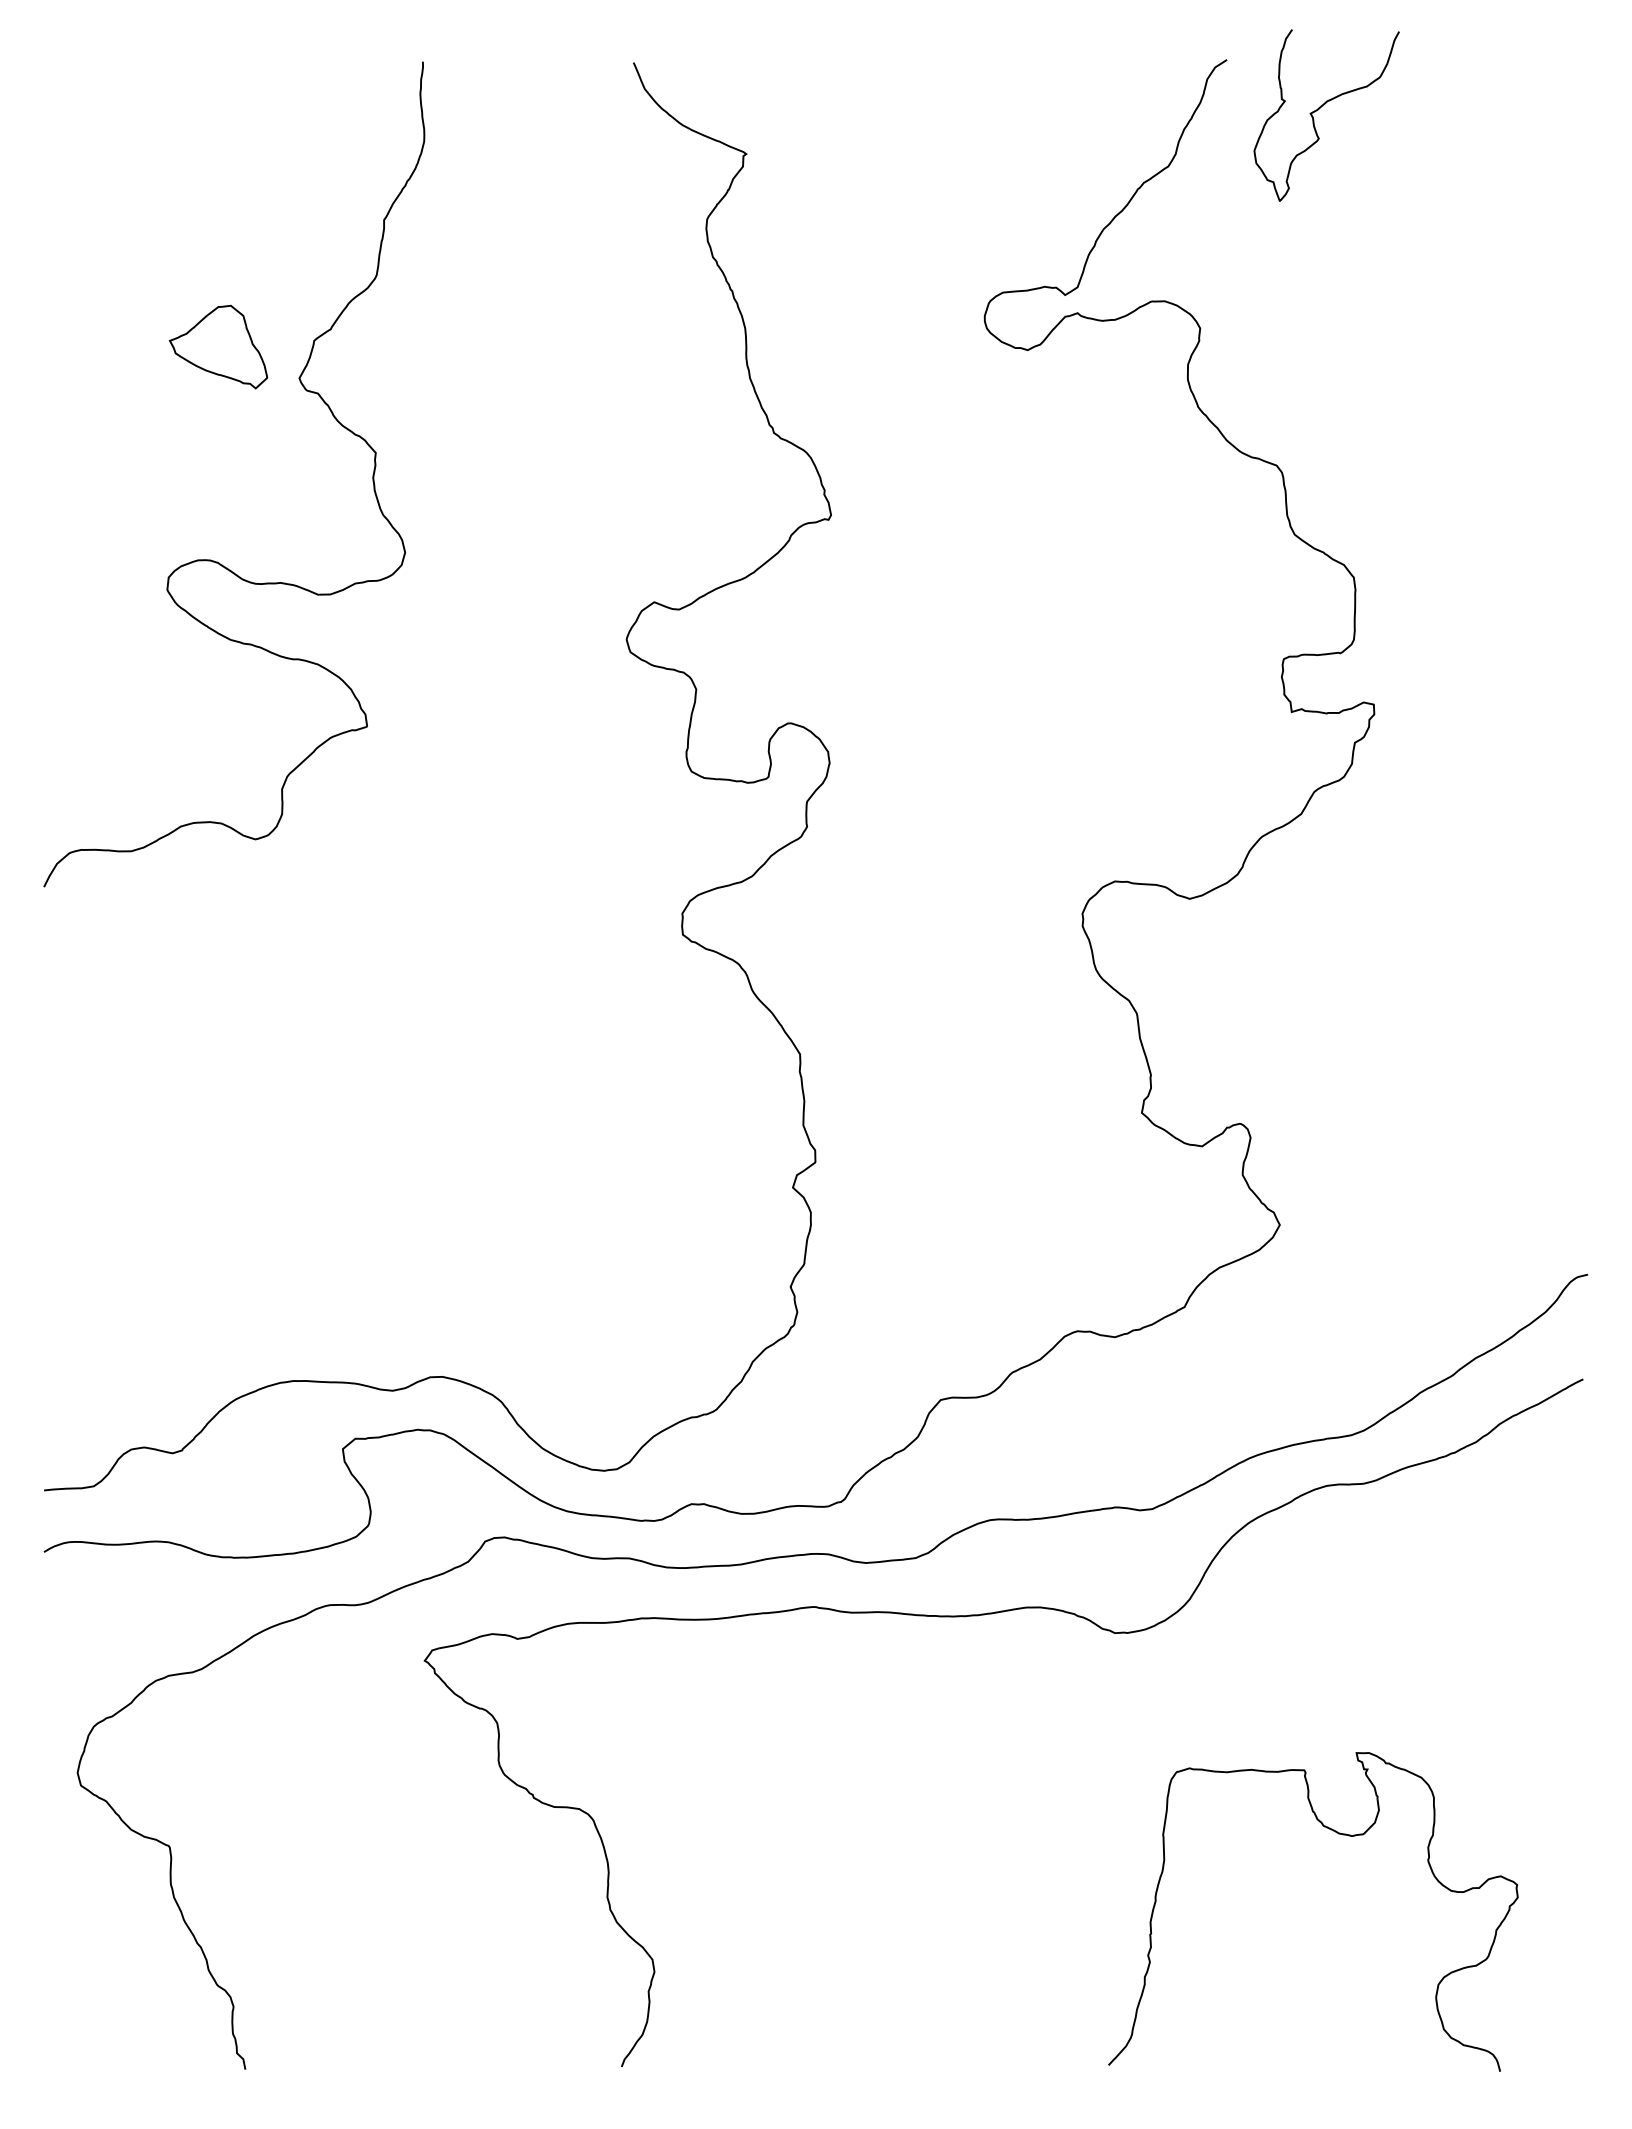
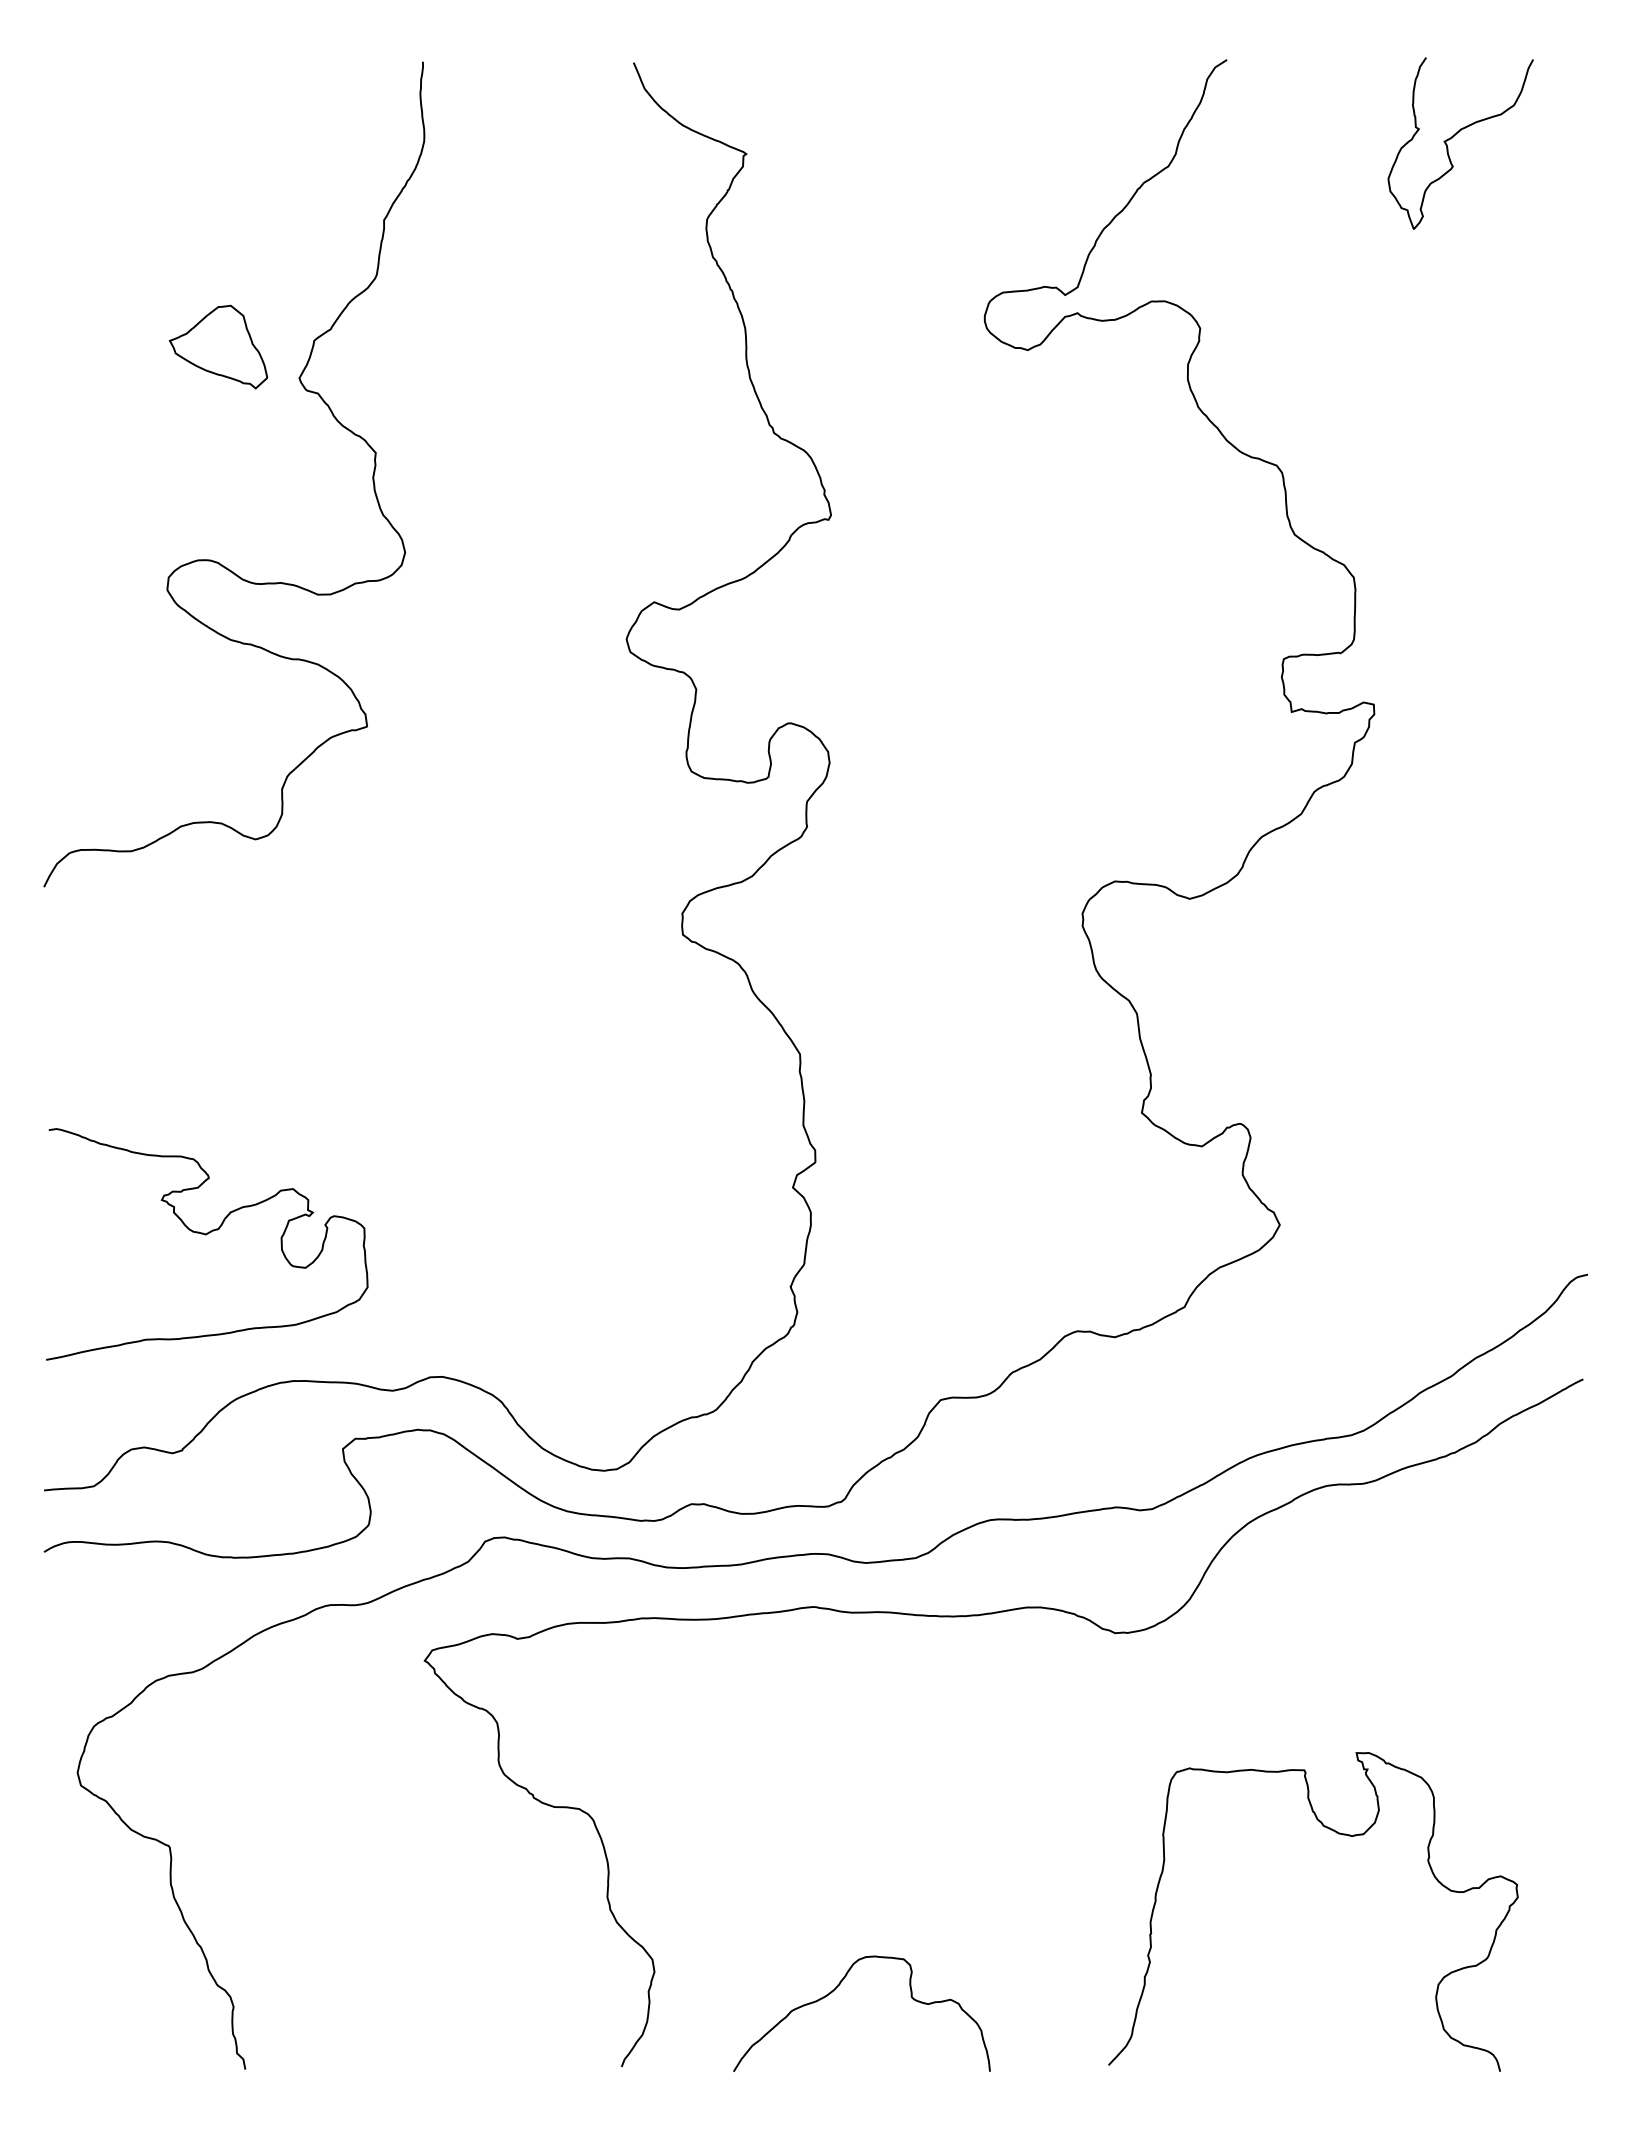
curve position: (1320, 108) -> (1454, 136) (1454, 136)
curve: none -> present (206, 1235)
curve: none -> present (835, 1990)
